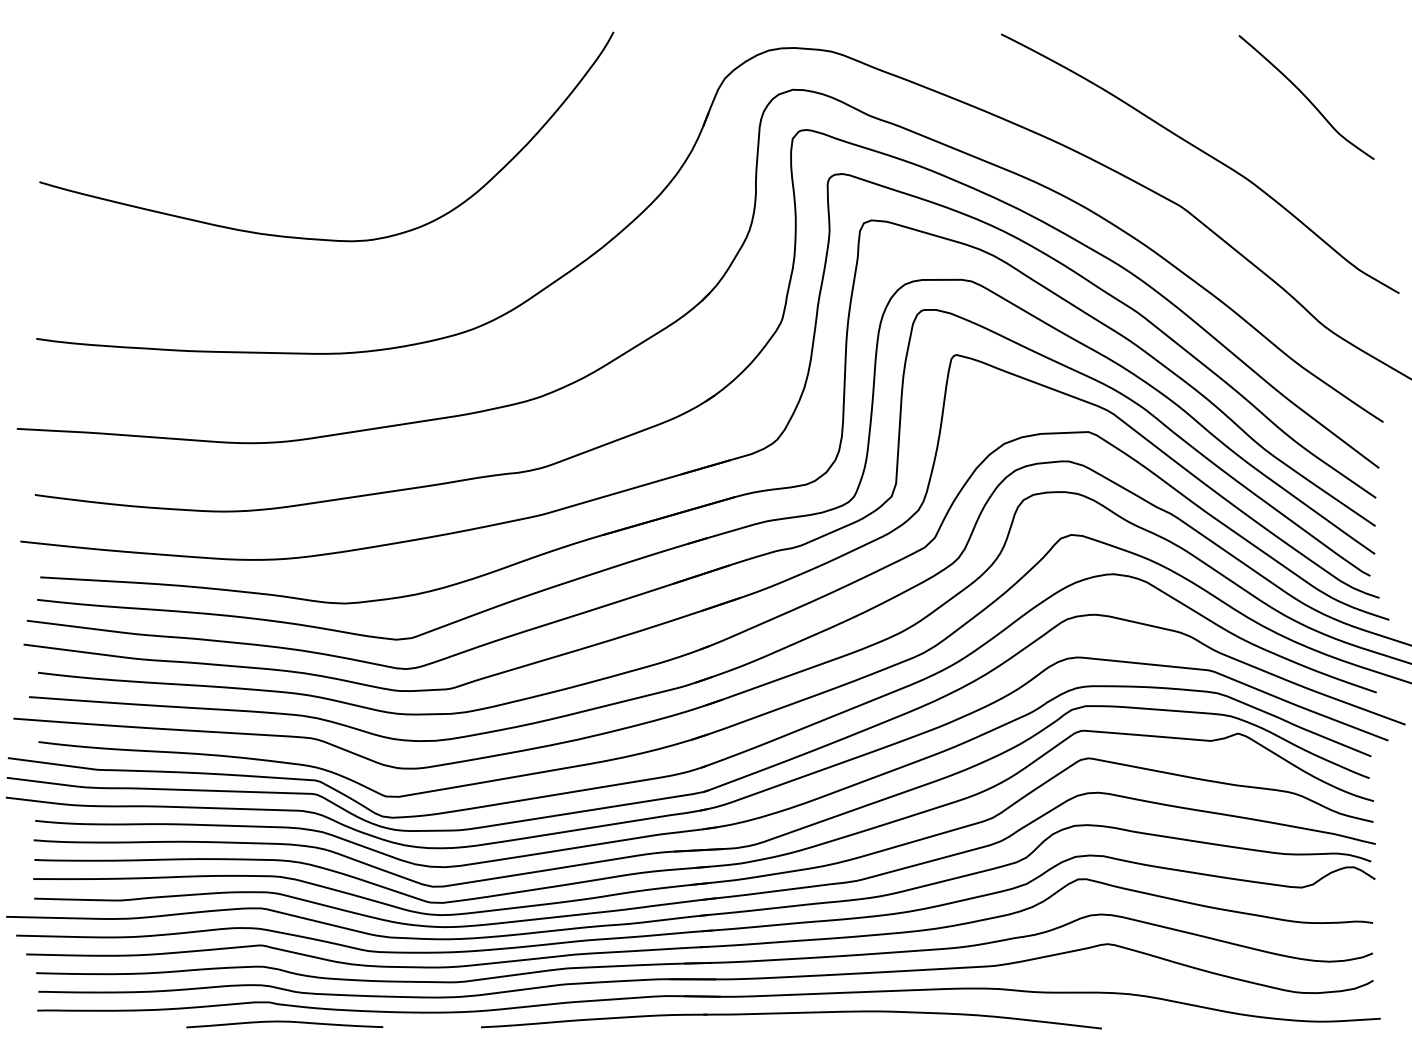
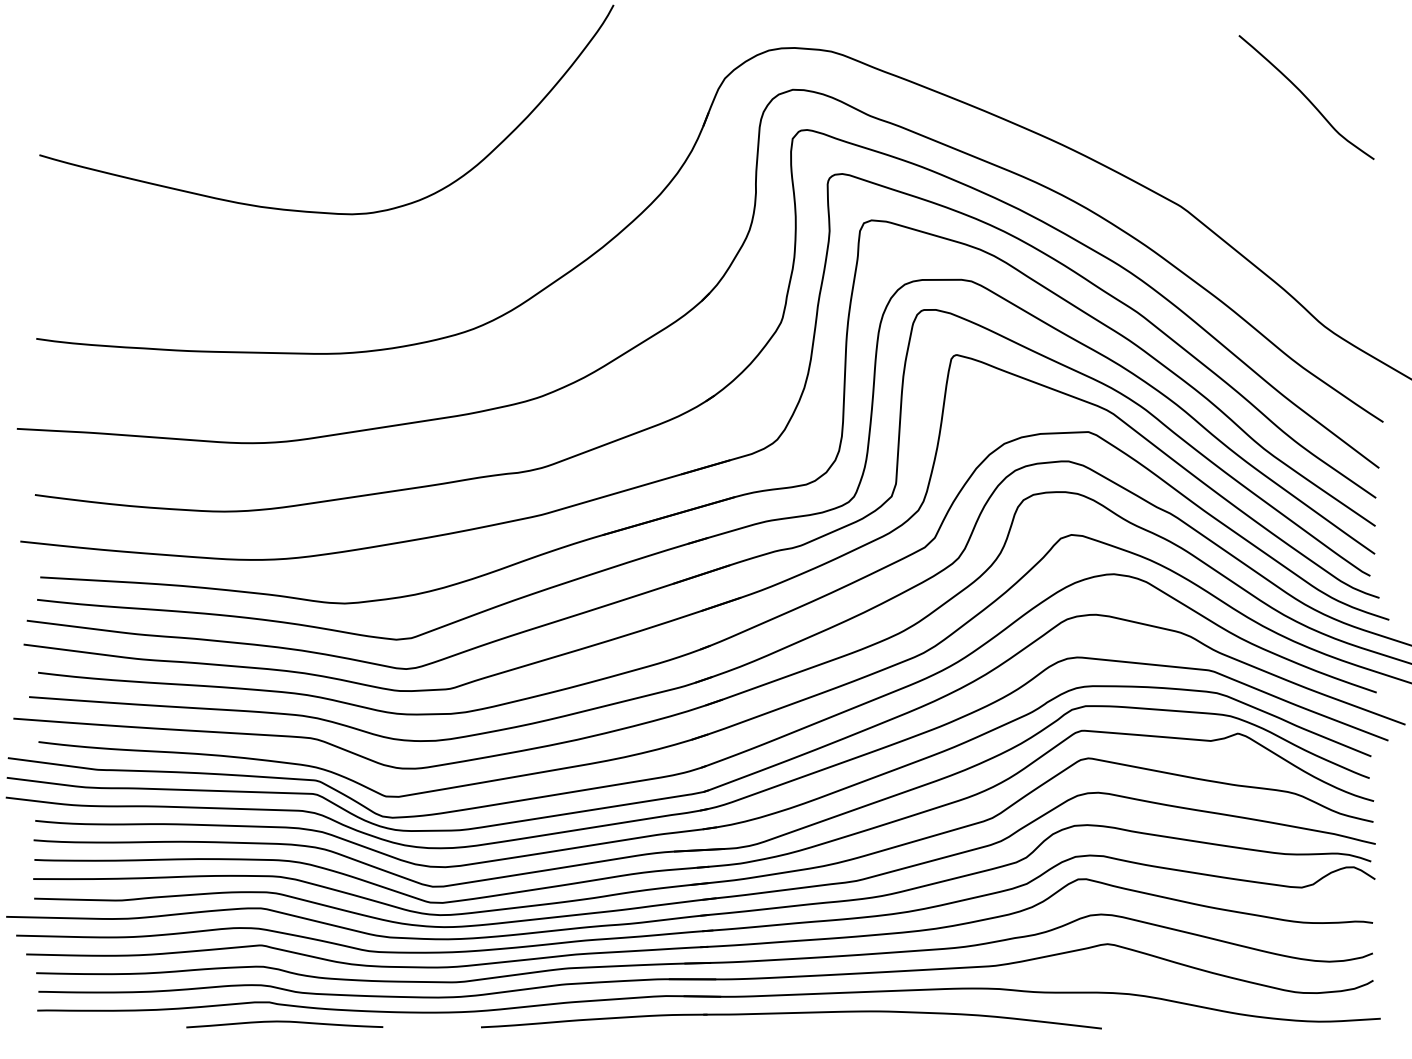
curve: present -> none (1205, 154)
curve position: (321, 238) -> (321, 211) (321, 211)
